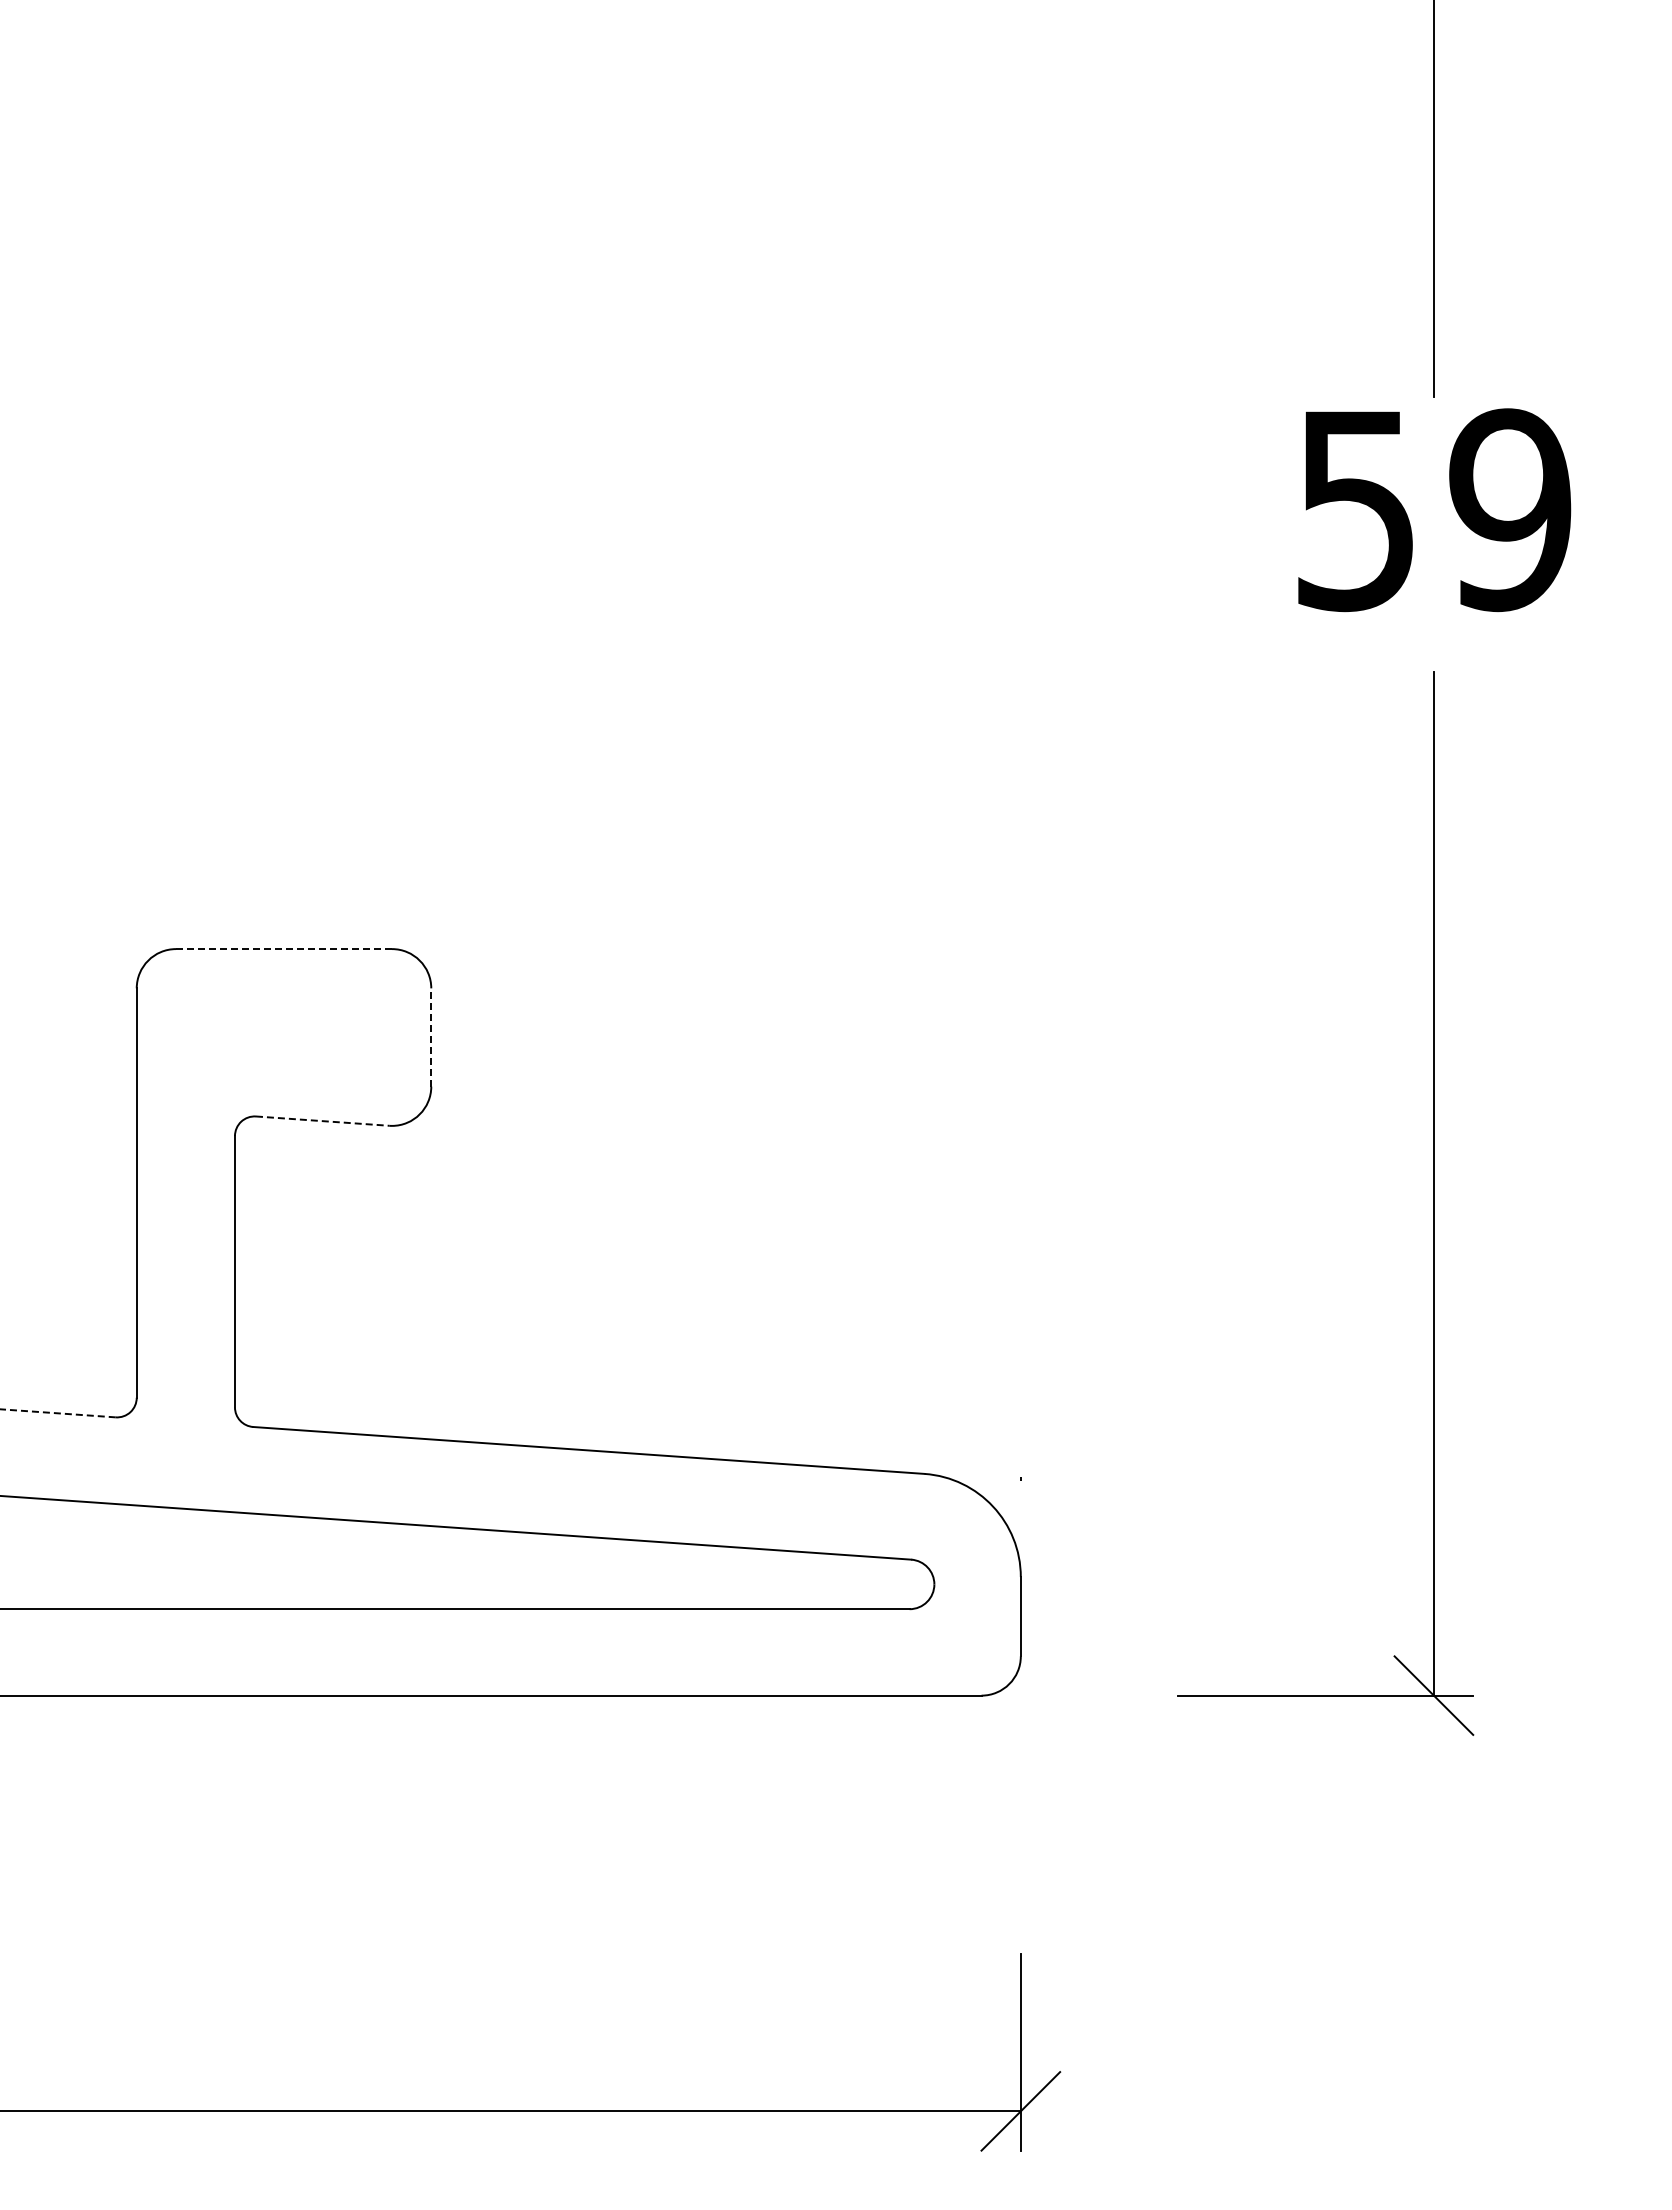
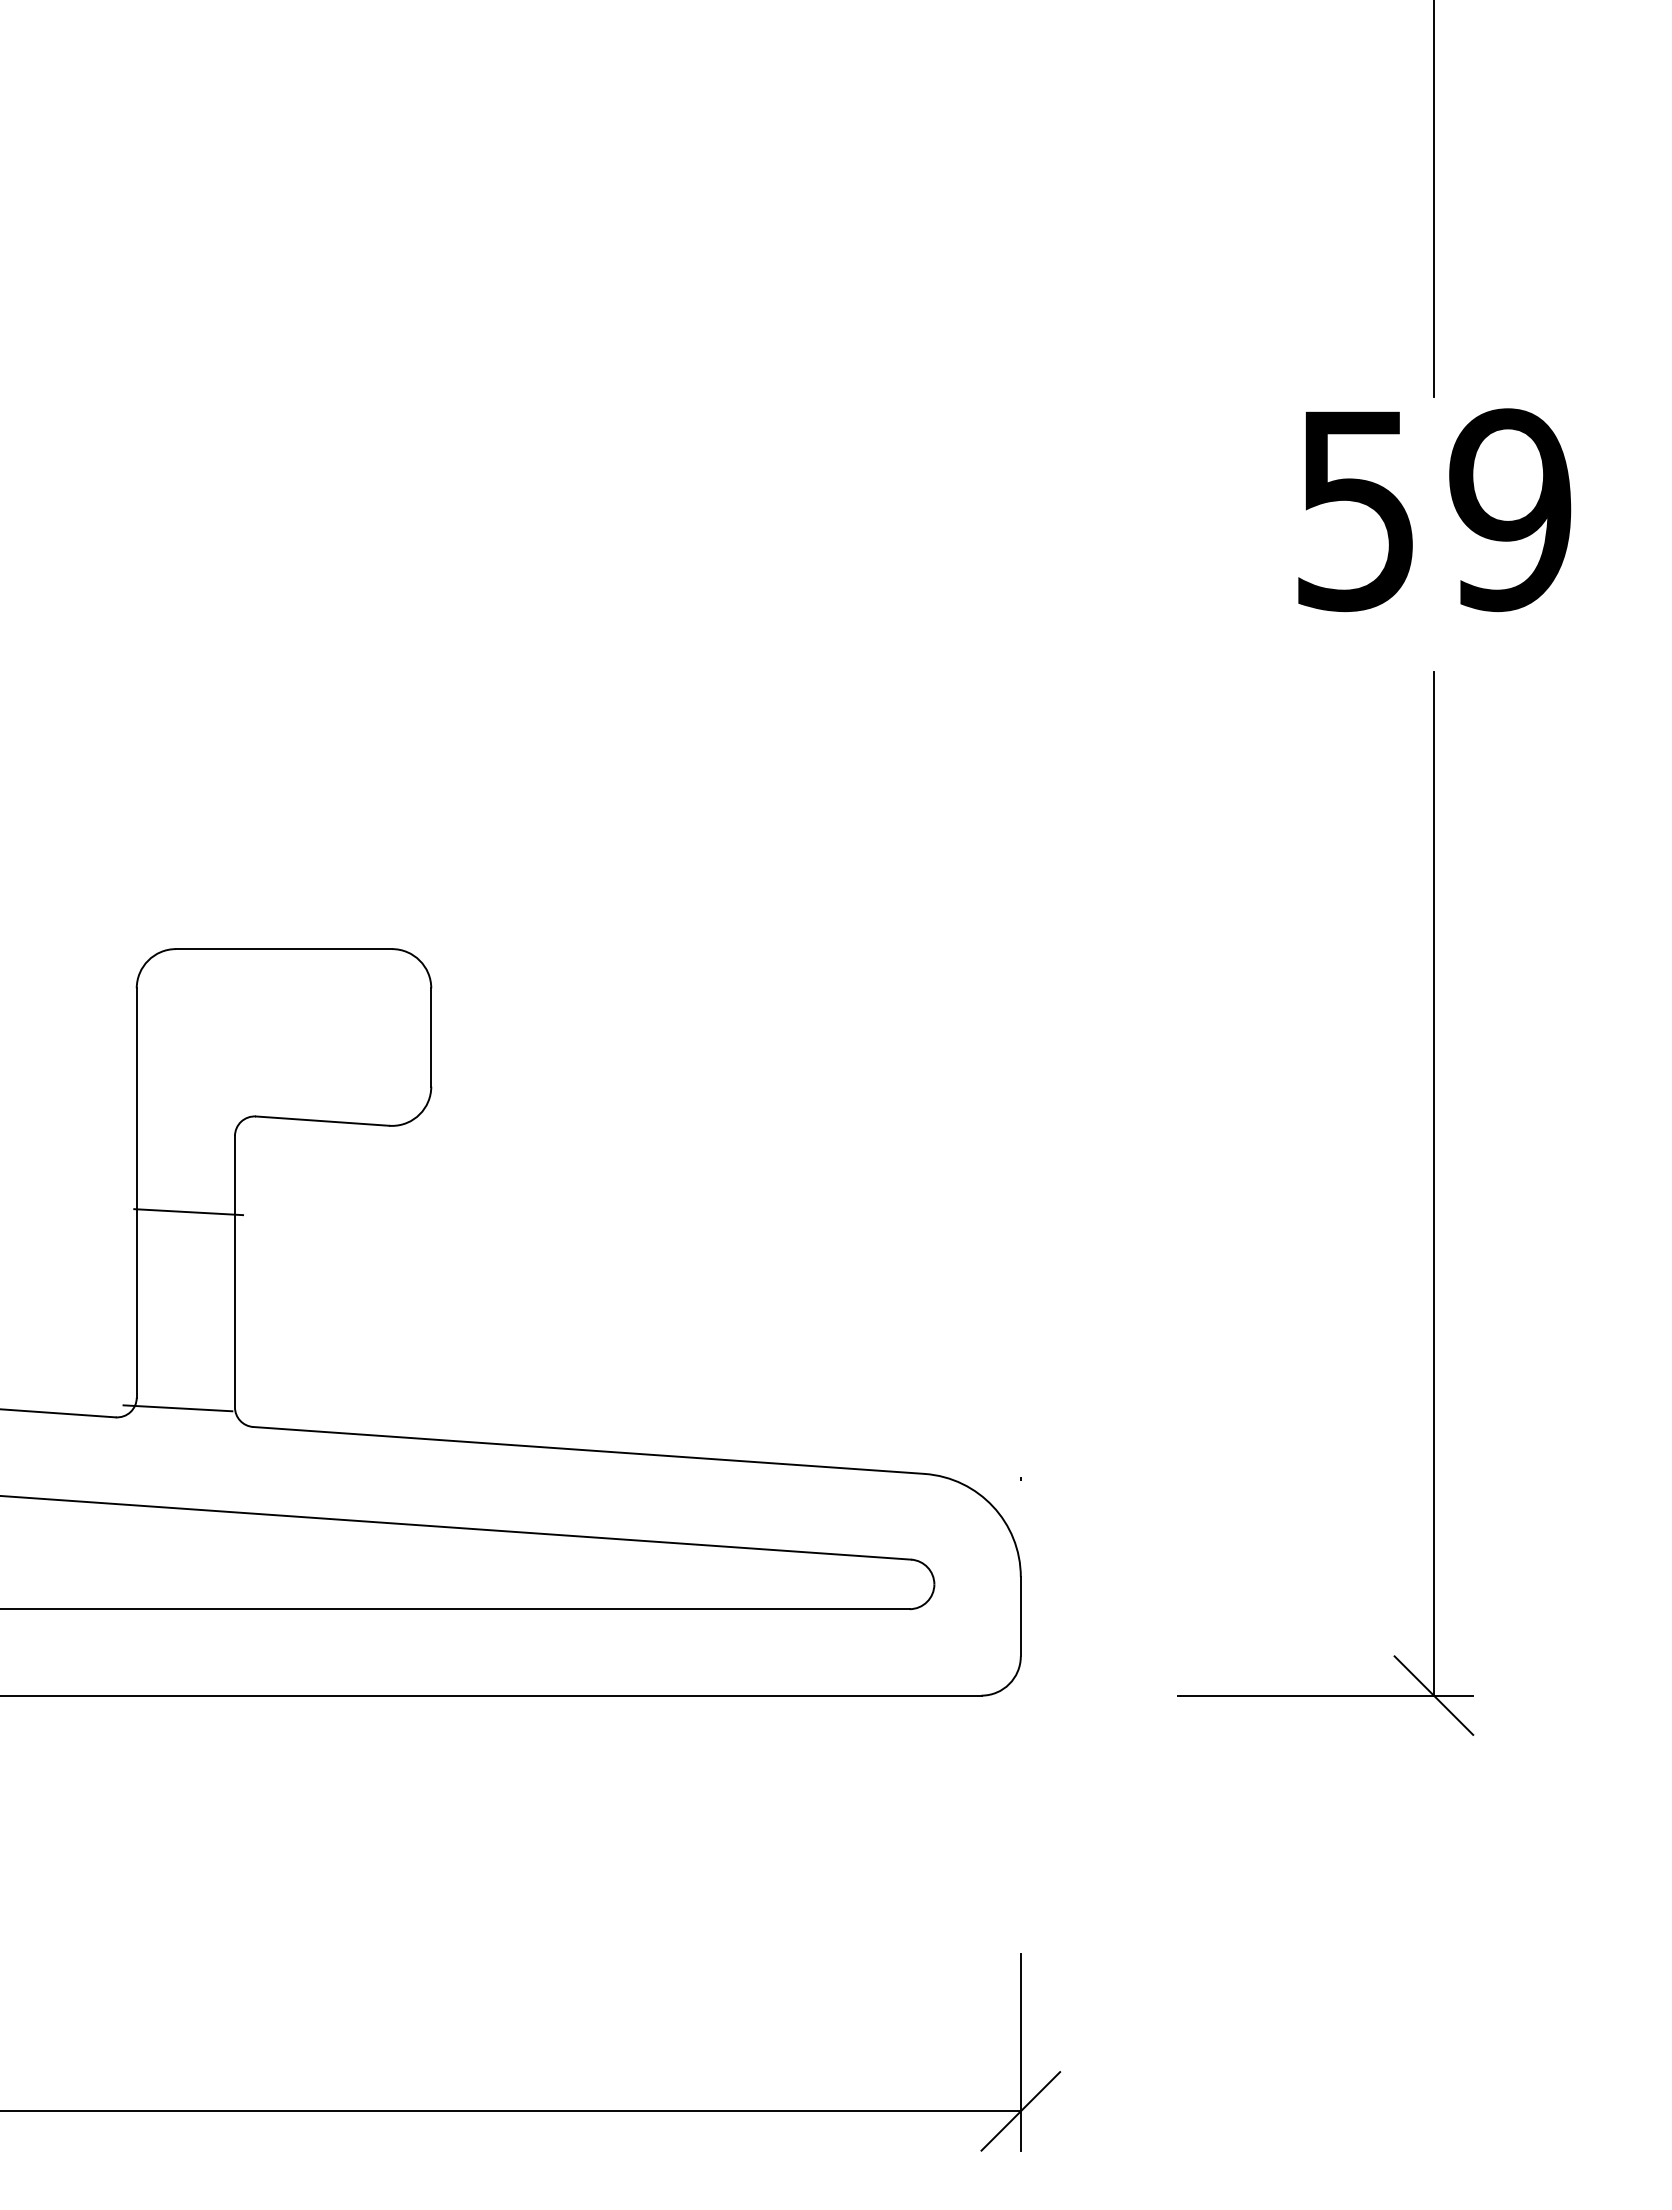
line: dashed -> solid (284, 949)
line: dashed -> solid (431, 1037)
line: dashed -> solid (322, 1121)
line: none -> present (188, 1212)
line: none -> present (177, 1408)
line: dashed -> solid (57, 1413)
